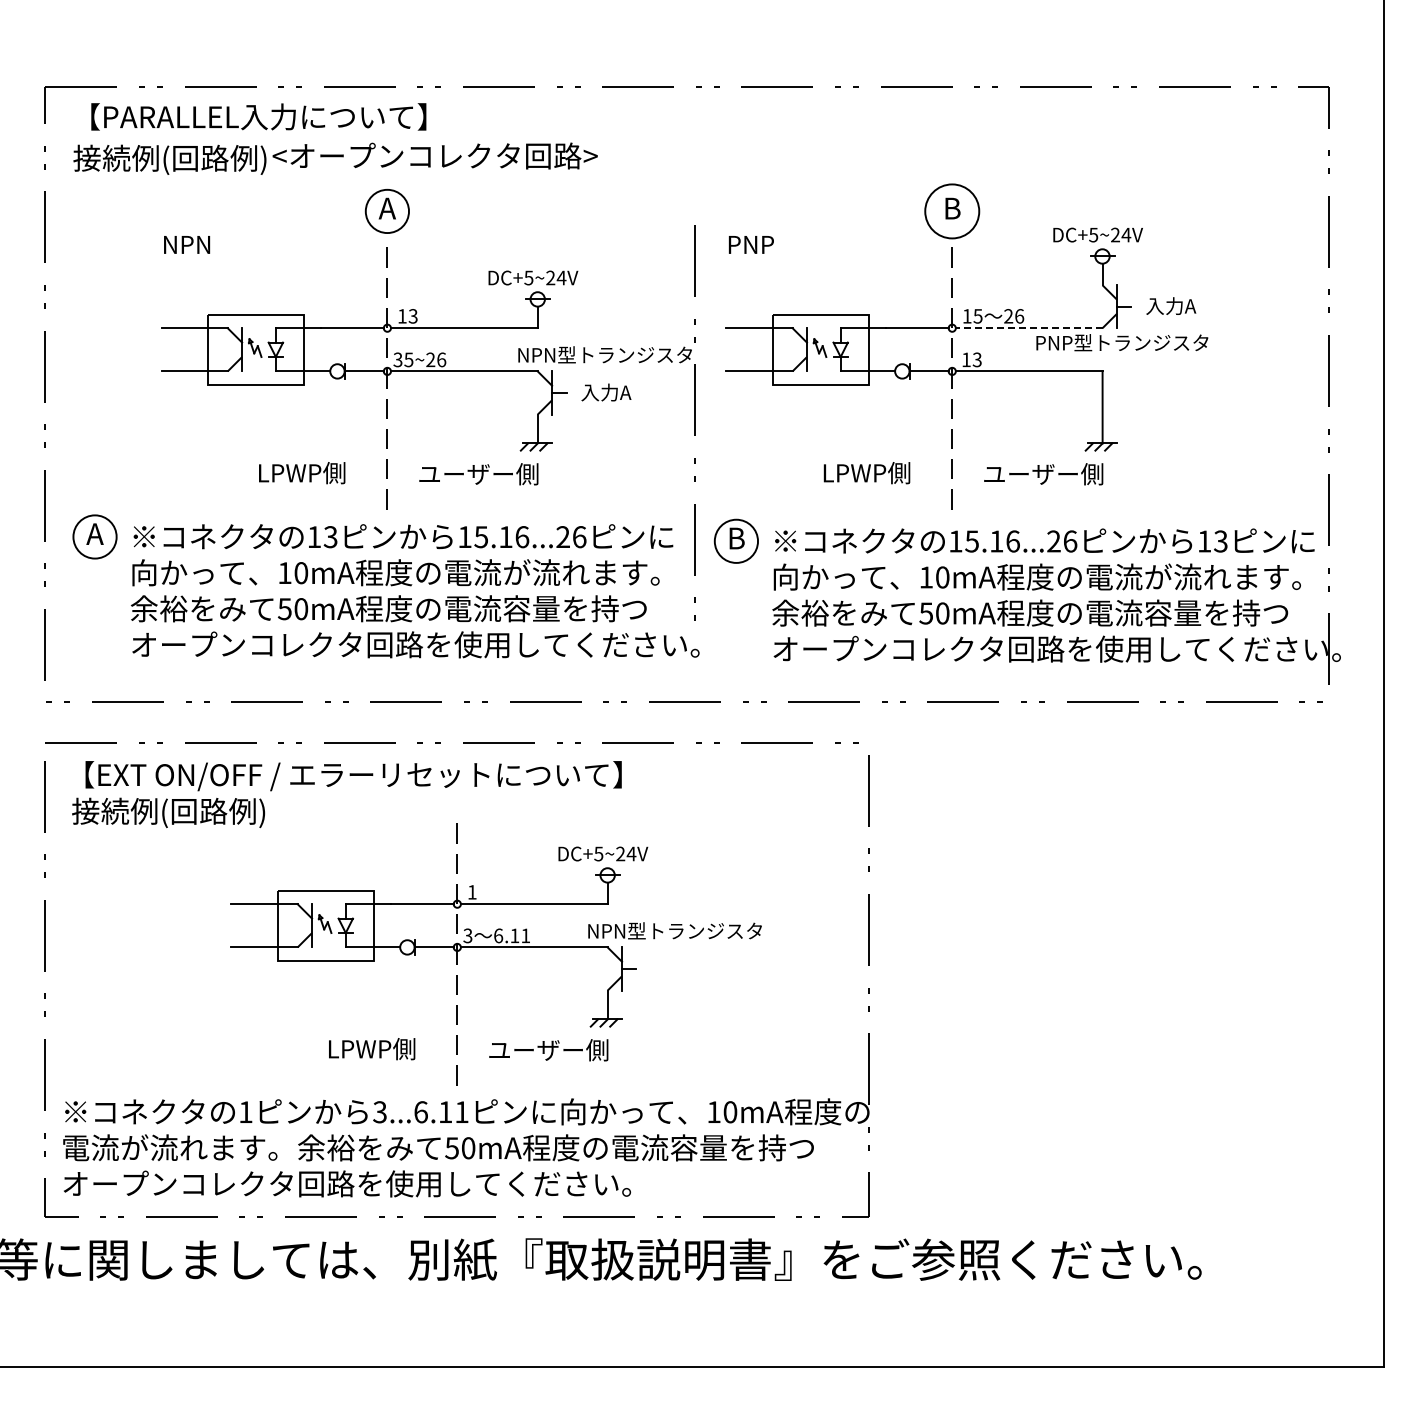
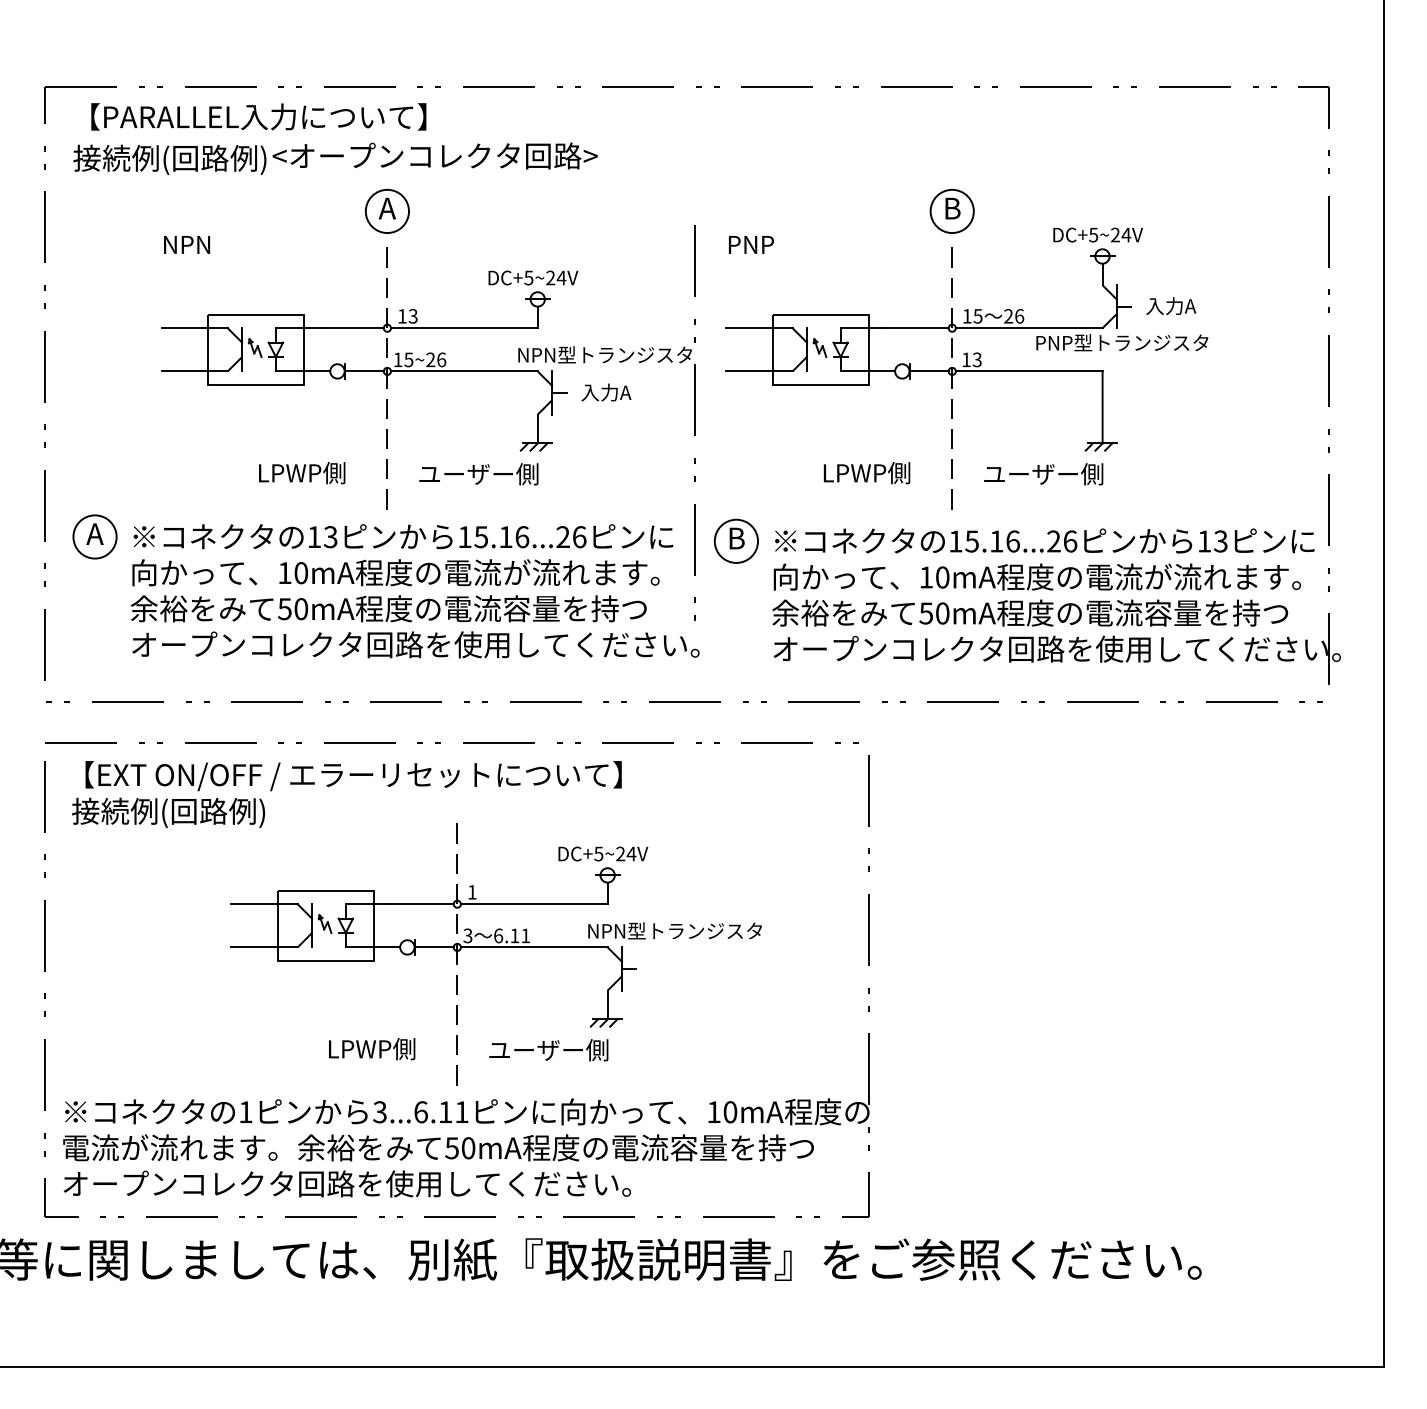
circle diameter: 54 px -> 43 px (951, 211)
line: dashed -> solid (1028, 328)
text: 35~26 -> 15~26 (397, 359)
